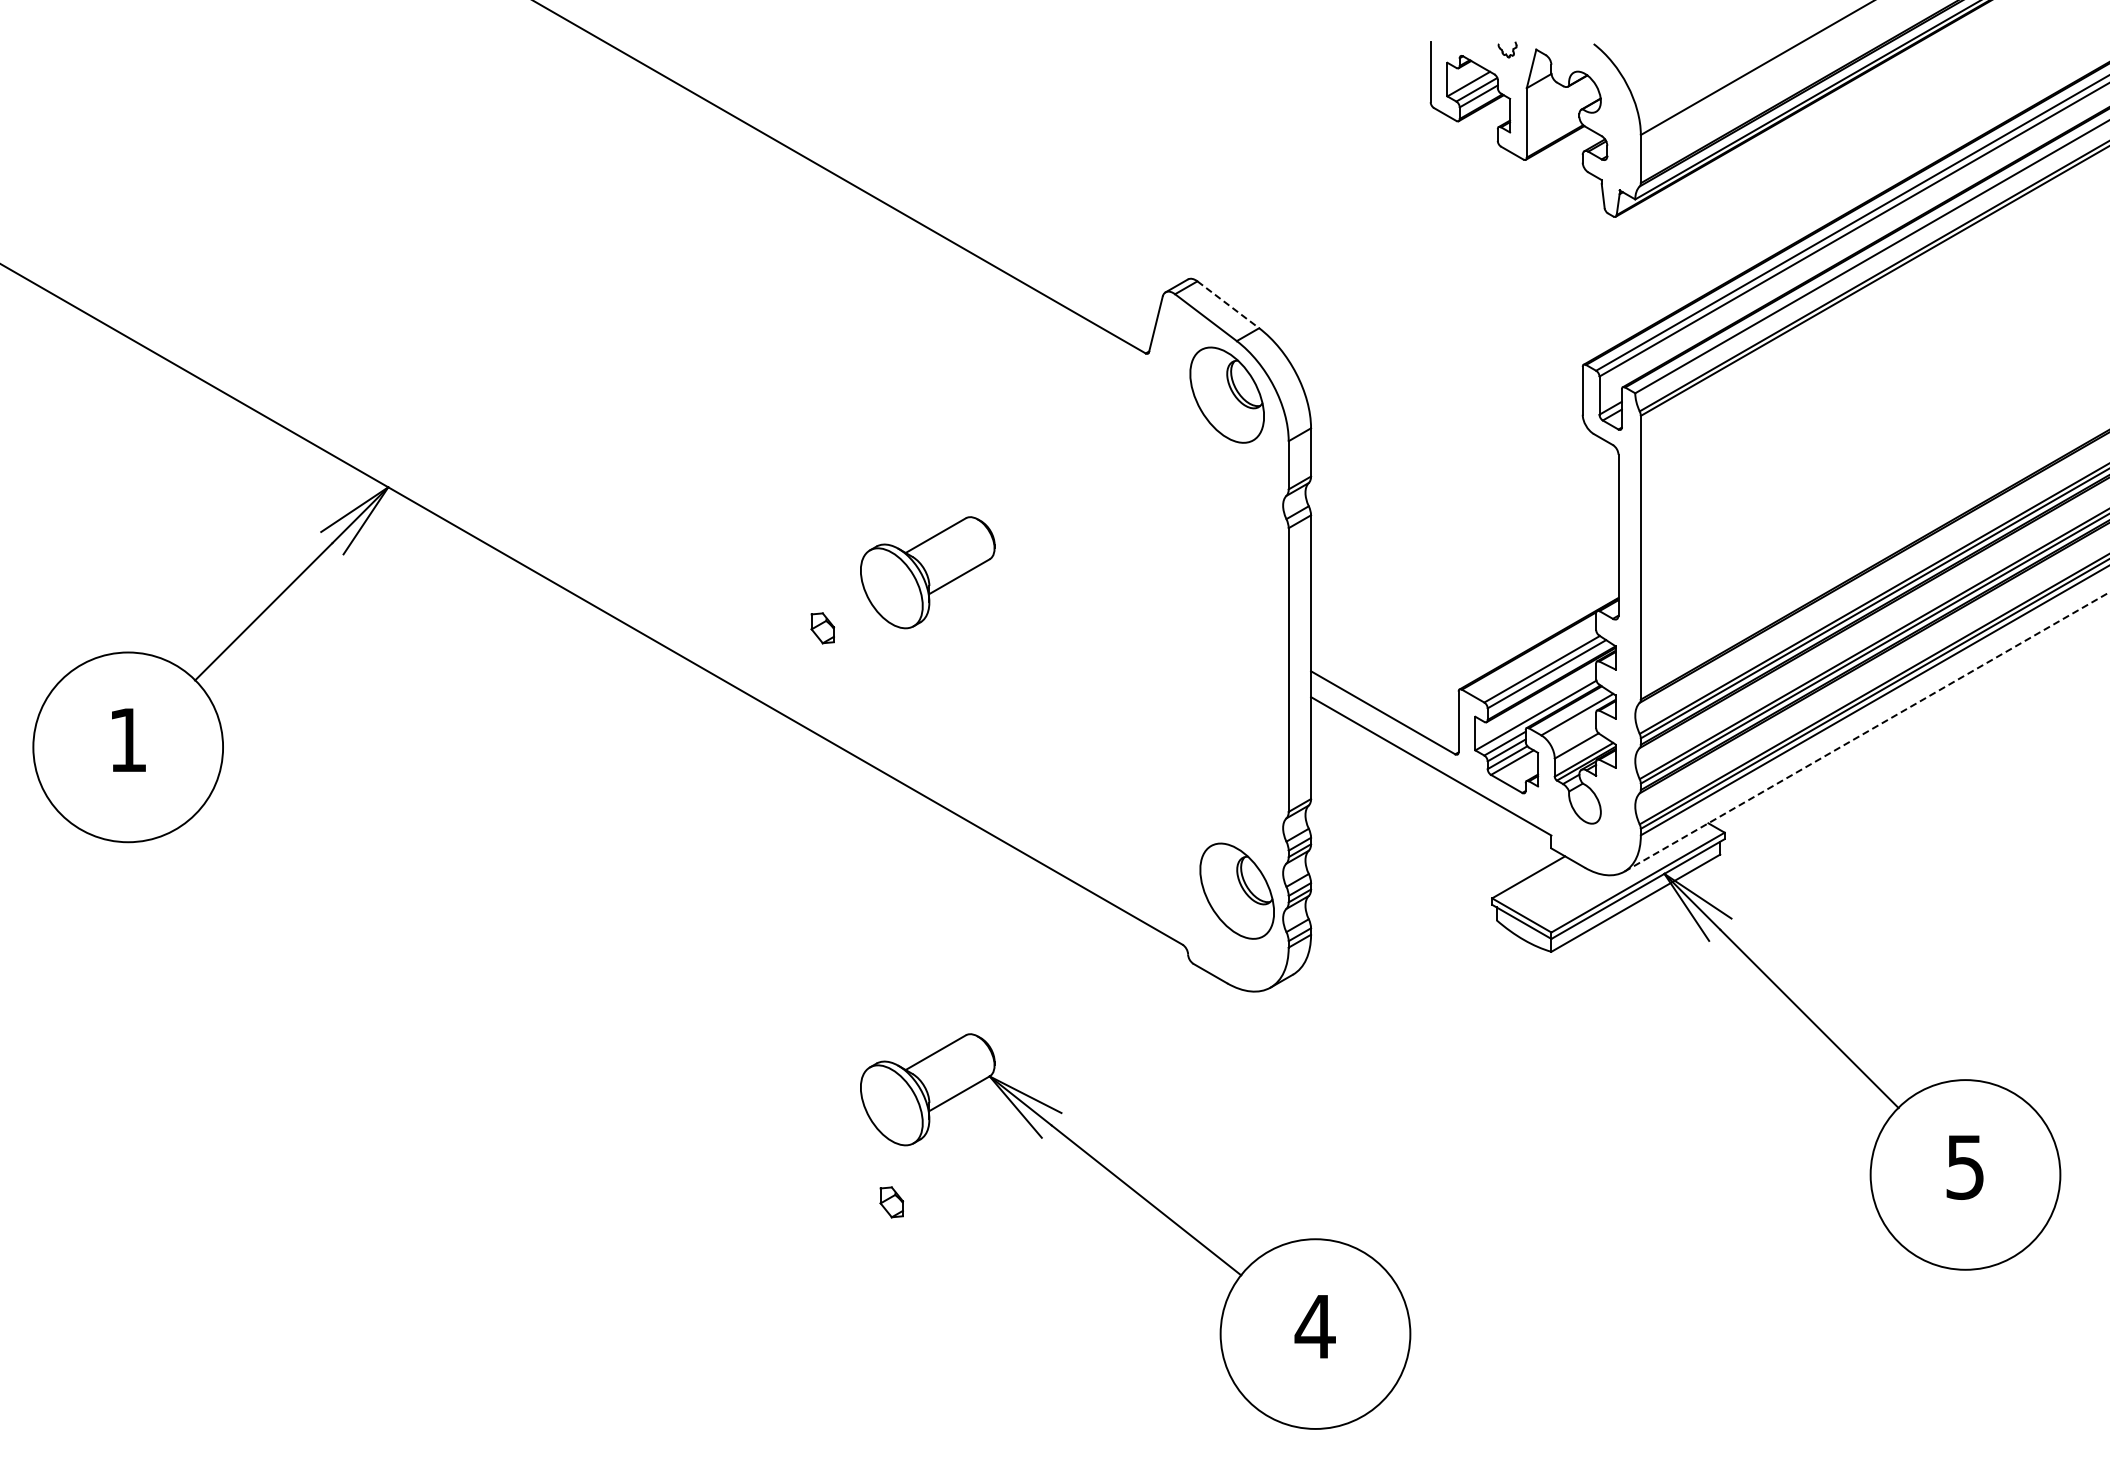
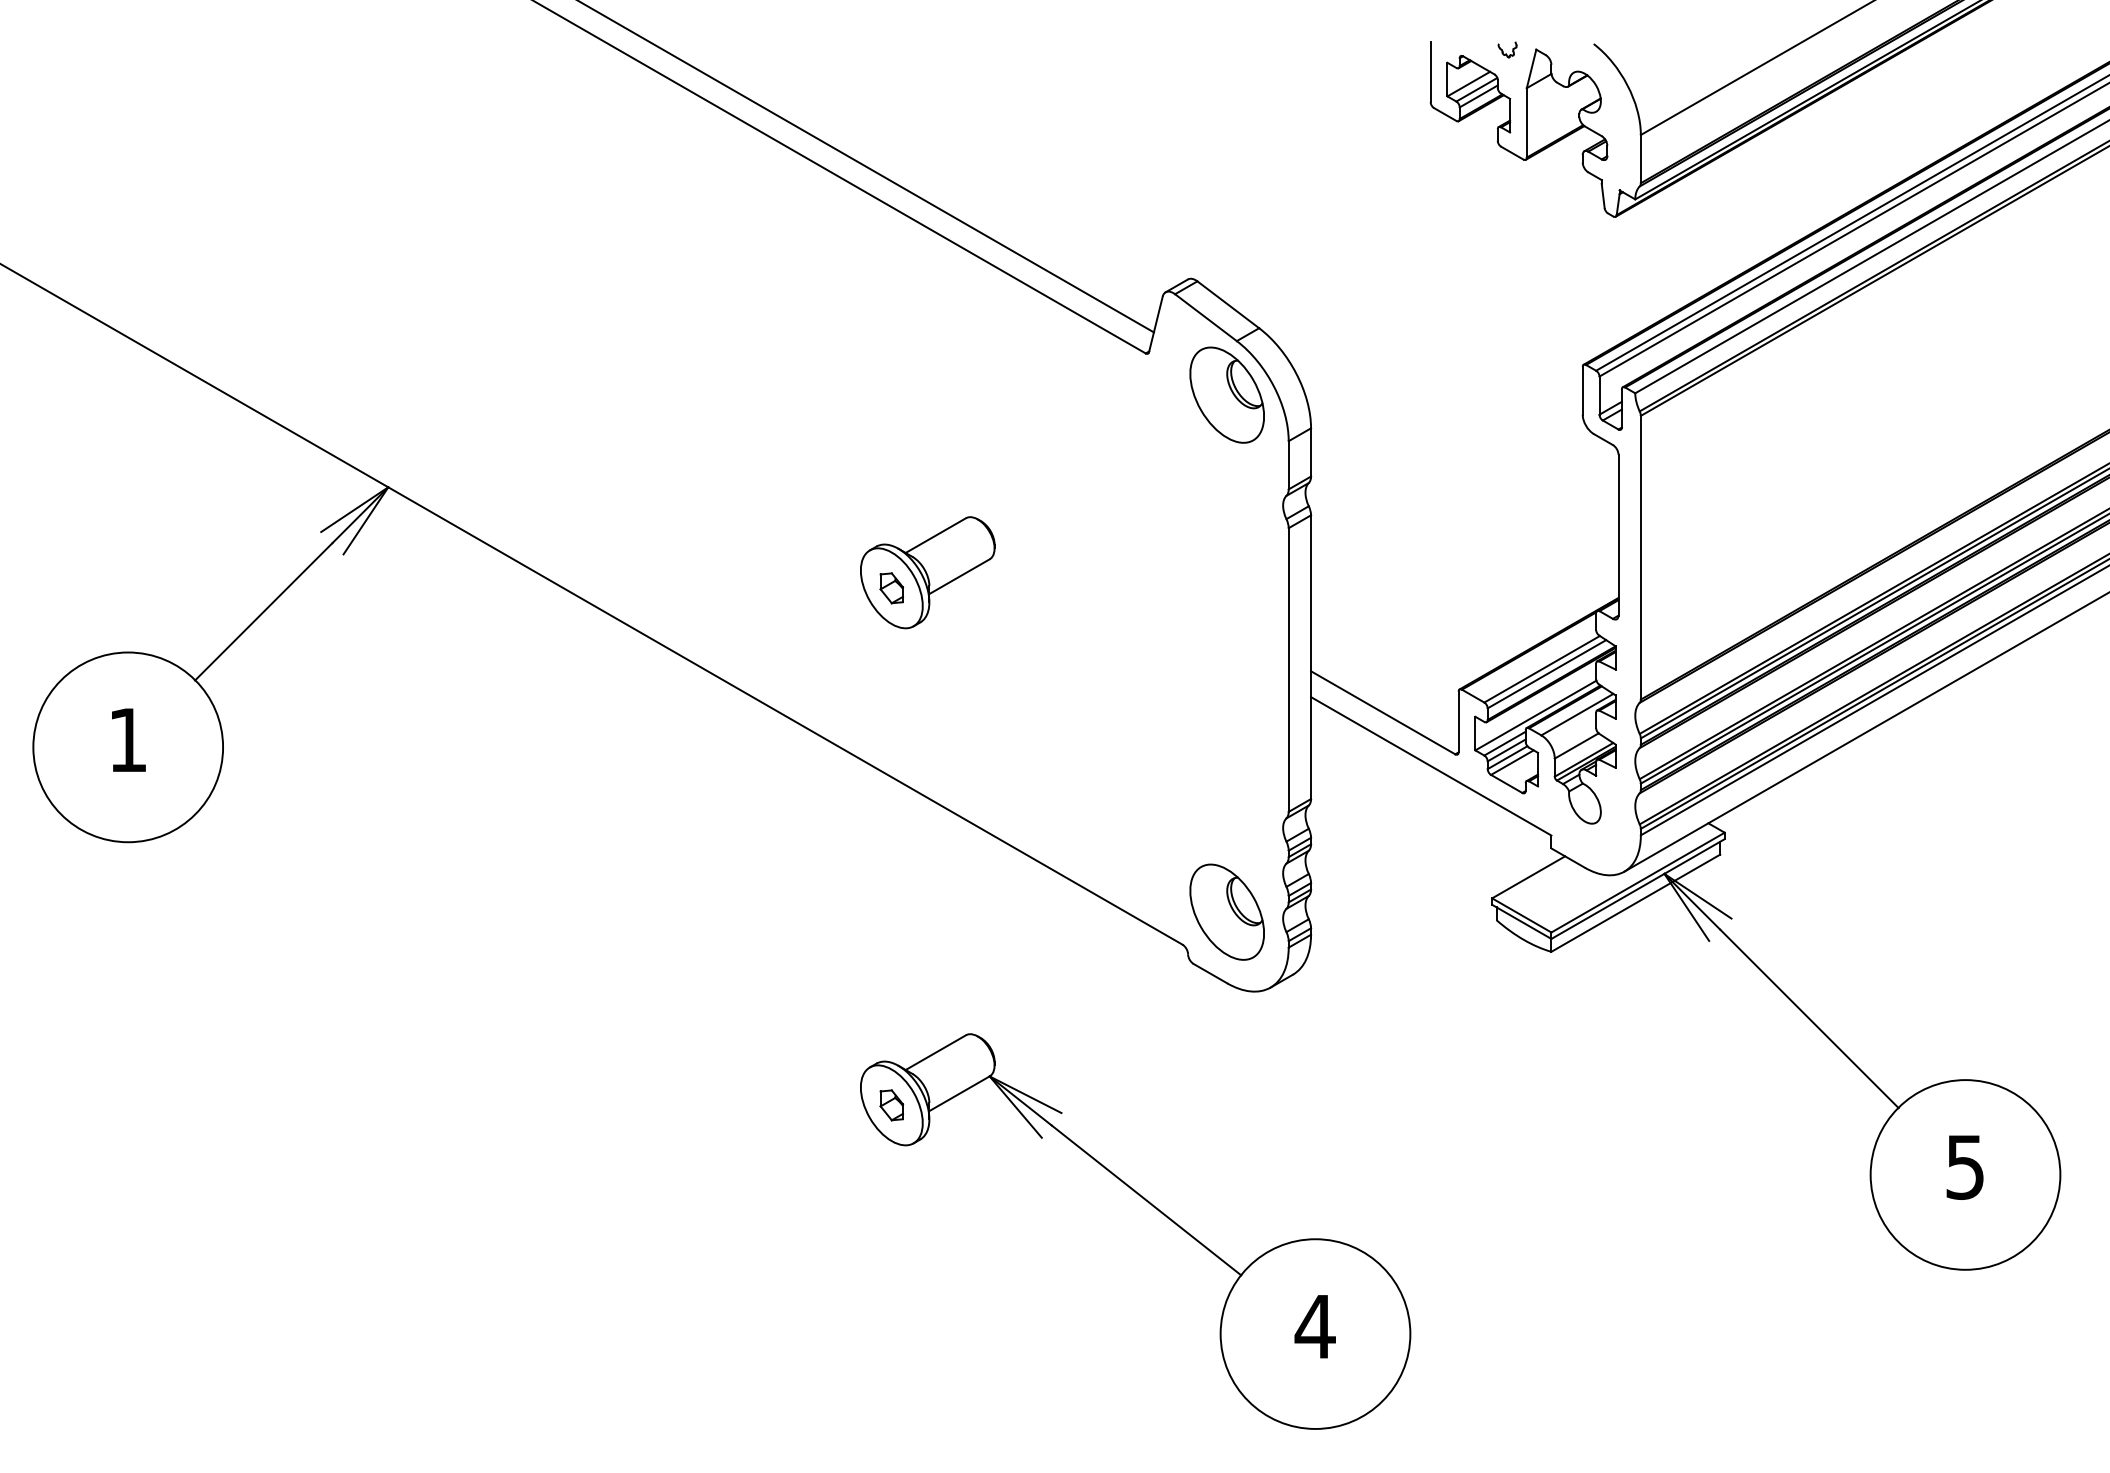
line: none -> present (866, 167)
line: dashed -> solid (1228, 304)
part position: (822, 628) -> (891, 588) (891, 588)
line: dashed -> solid (1867, 731)
part position: (1236, 890) -> (1226, 911) (1226, 911)
part position: (891, 1202) -> (891, 1105) (891, 1105)
